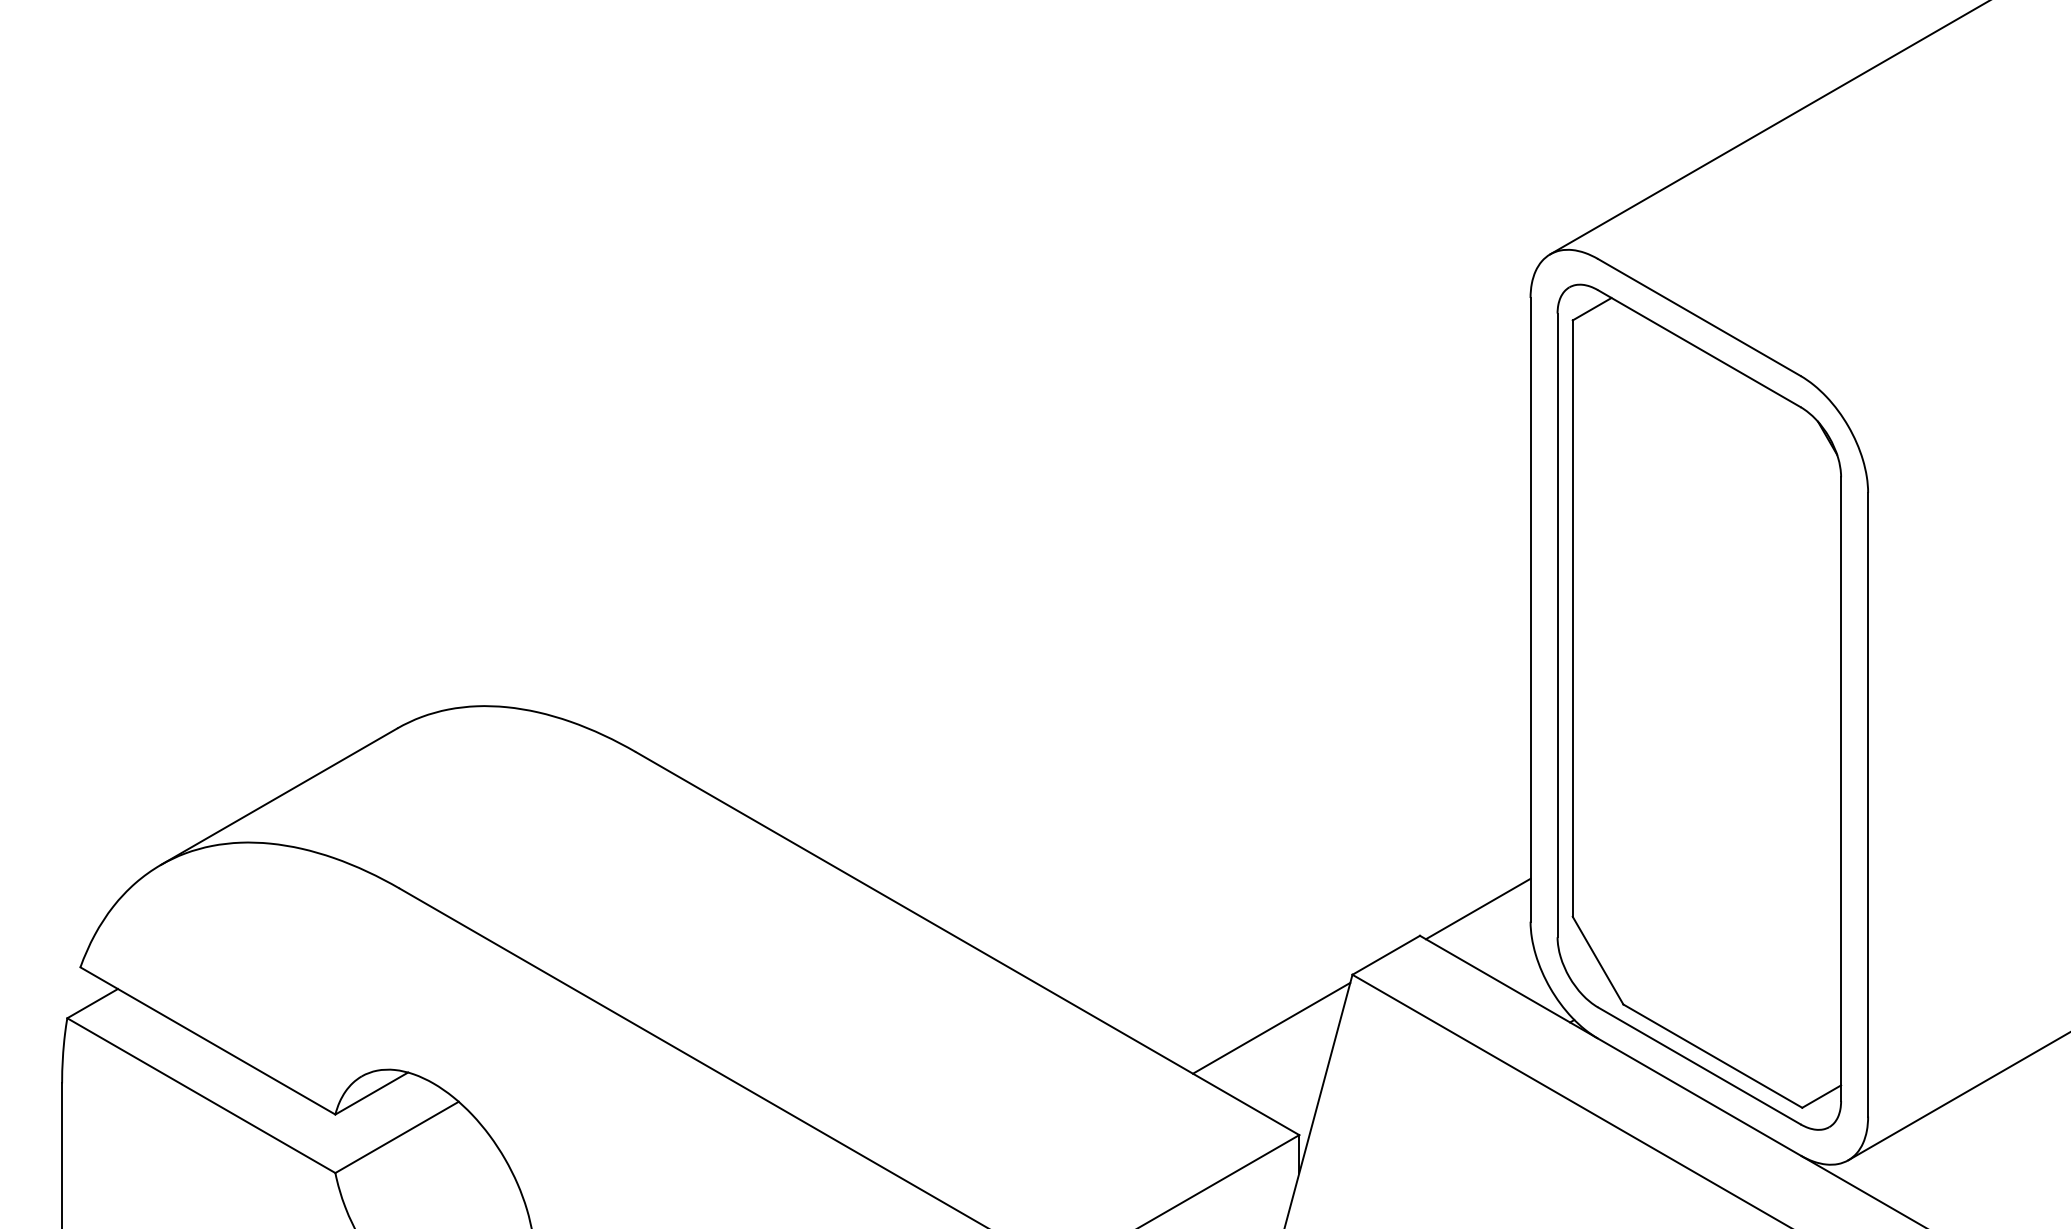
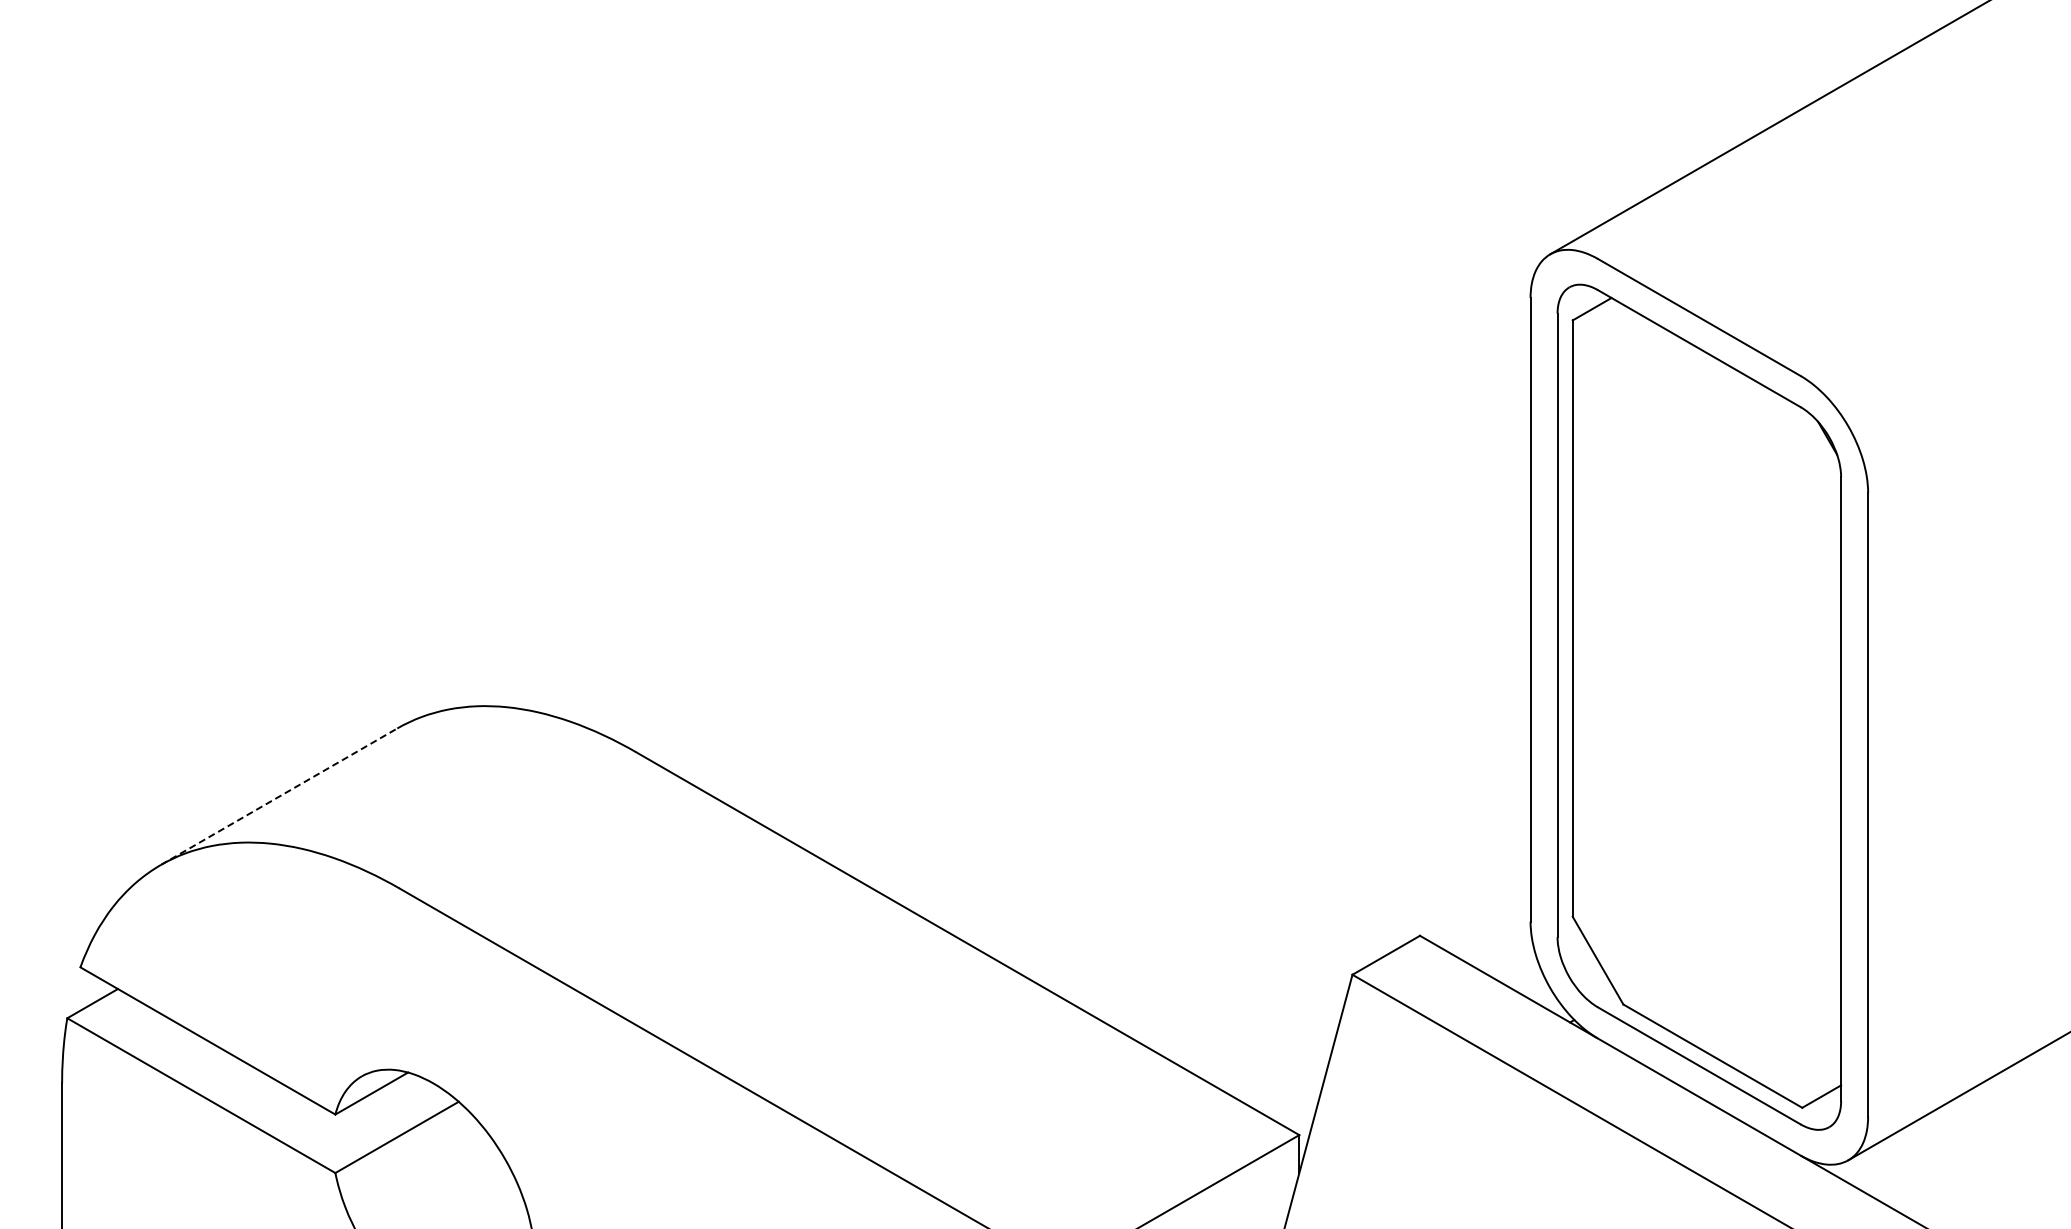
line: solid -> dashed (279, 796)
line: present -> none (1477, 908)
line: present -> none (1271, 1027)
